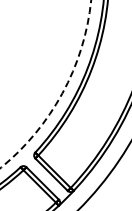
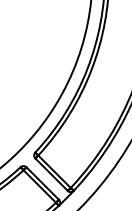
circle: dashed -> solid (45, 84)
